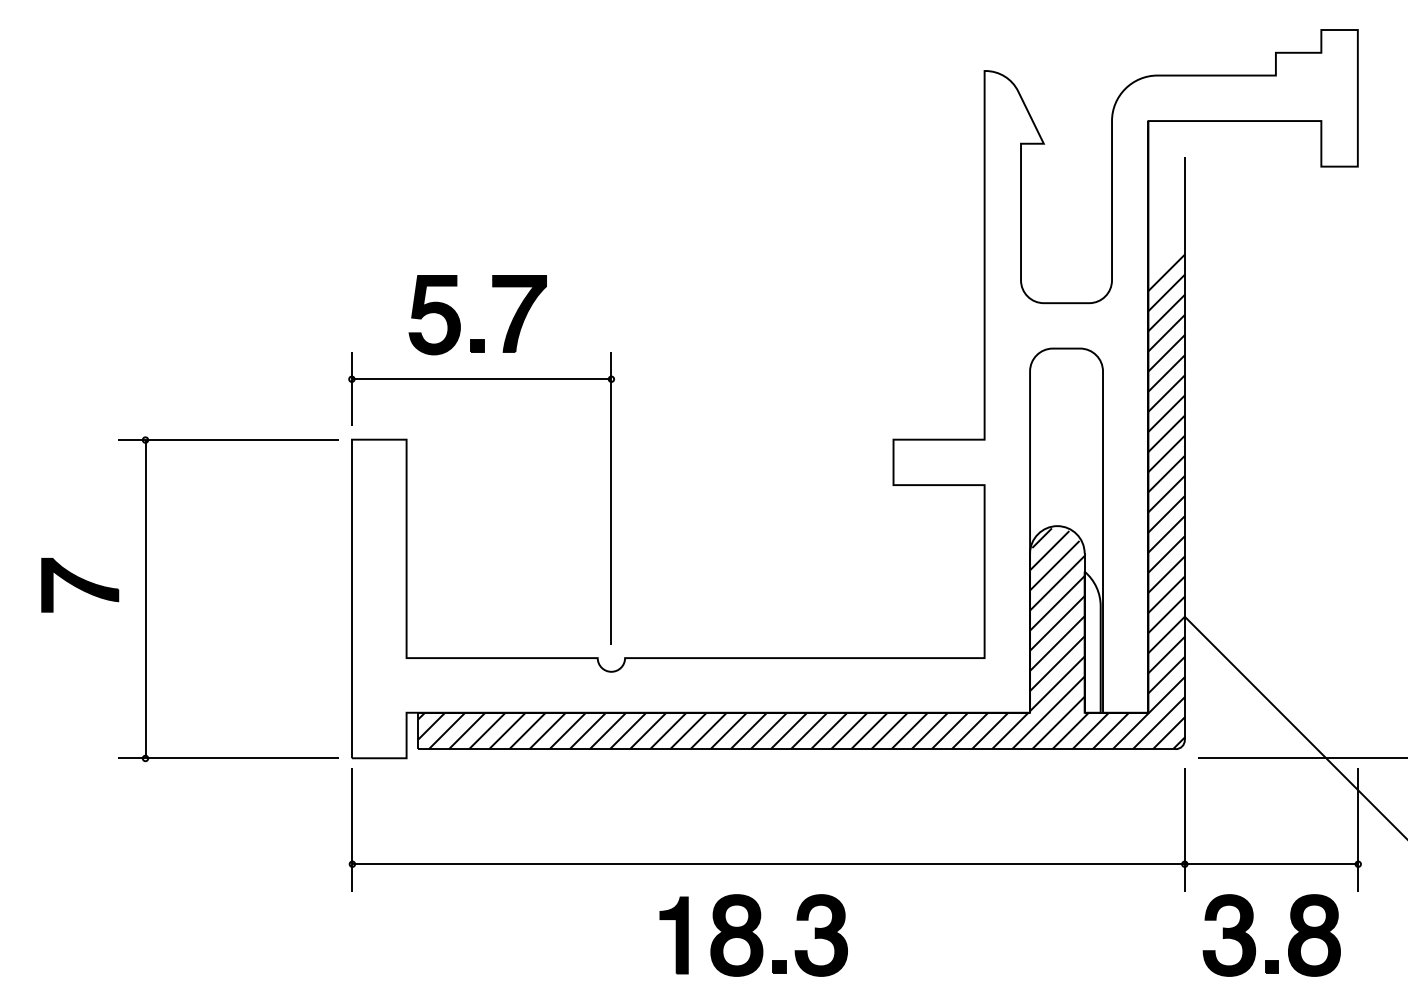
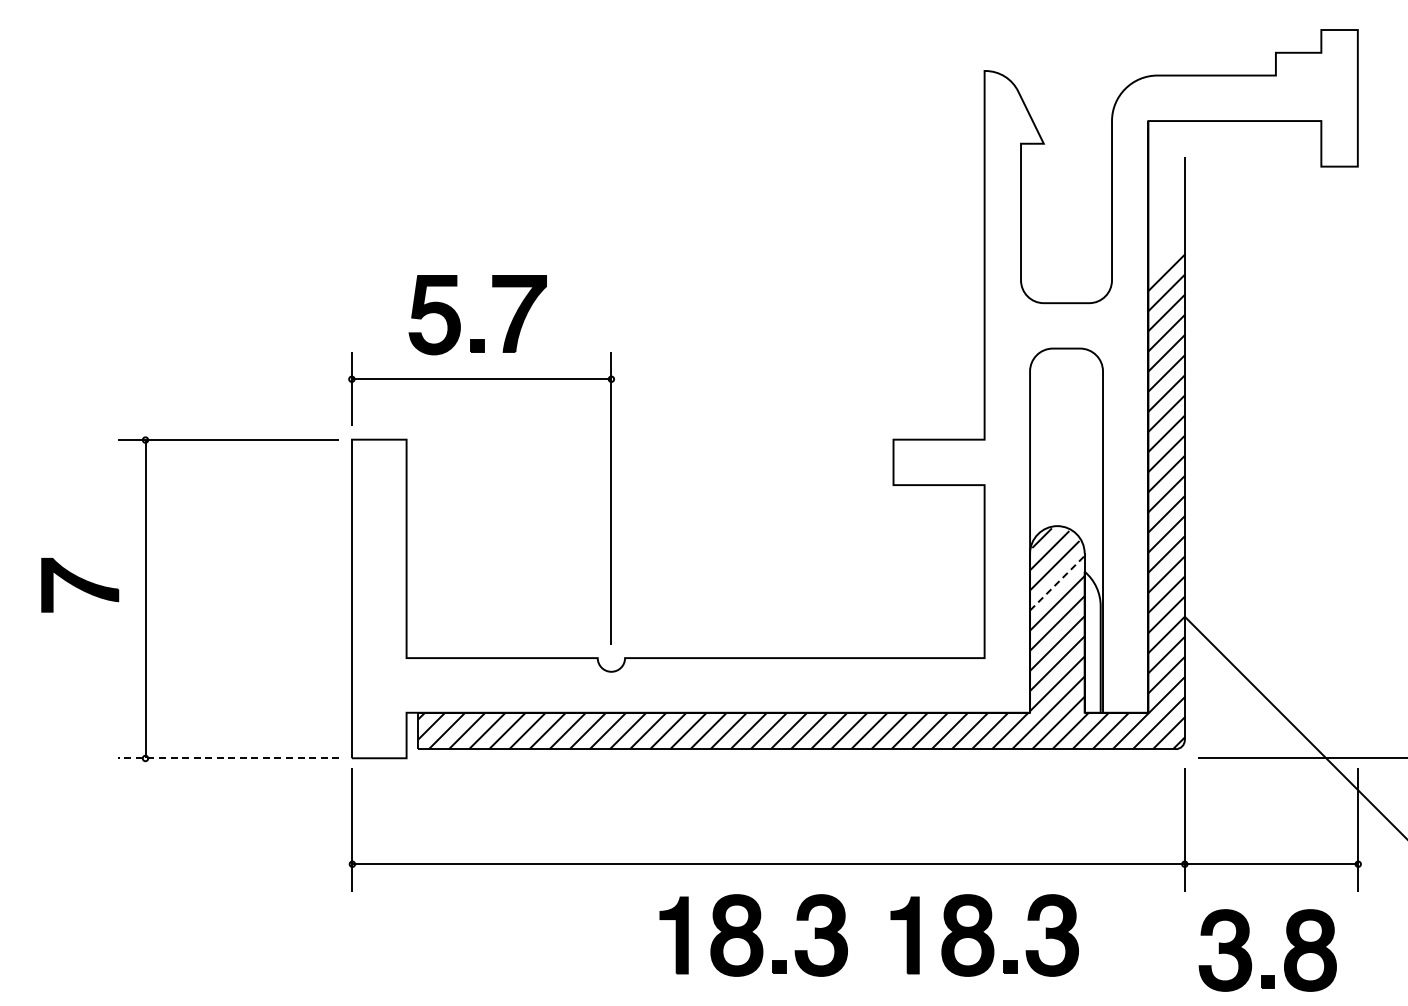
line: solid -> dashed (1057, 583)
line: solid -> dashed (228, 758)
part: none -> present (984, 935)
part position: (1254, 941) -> (1250, 956) (1250, 956)
